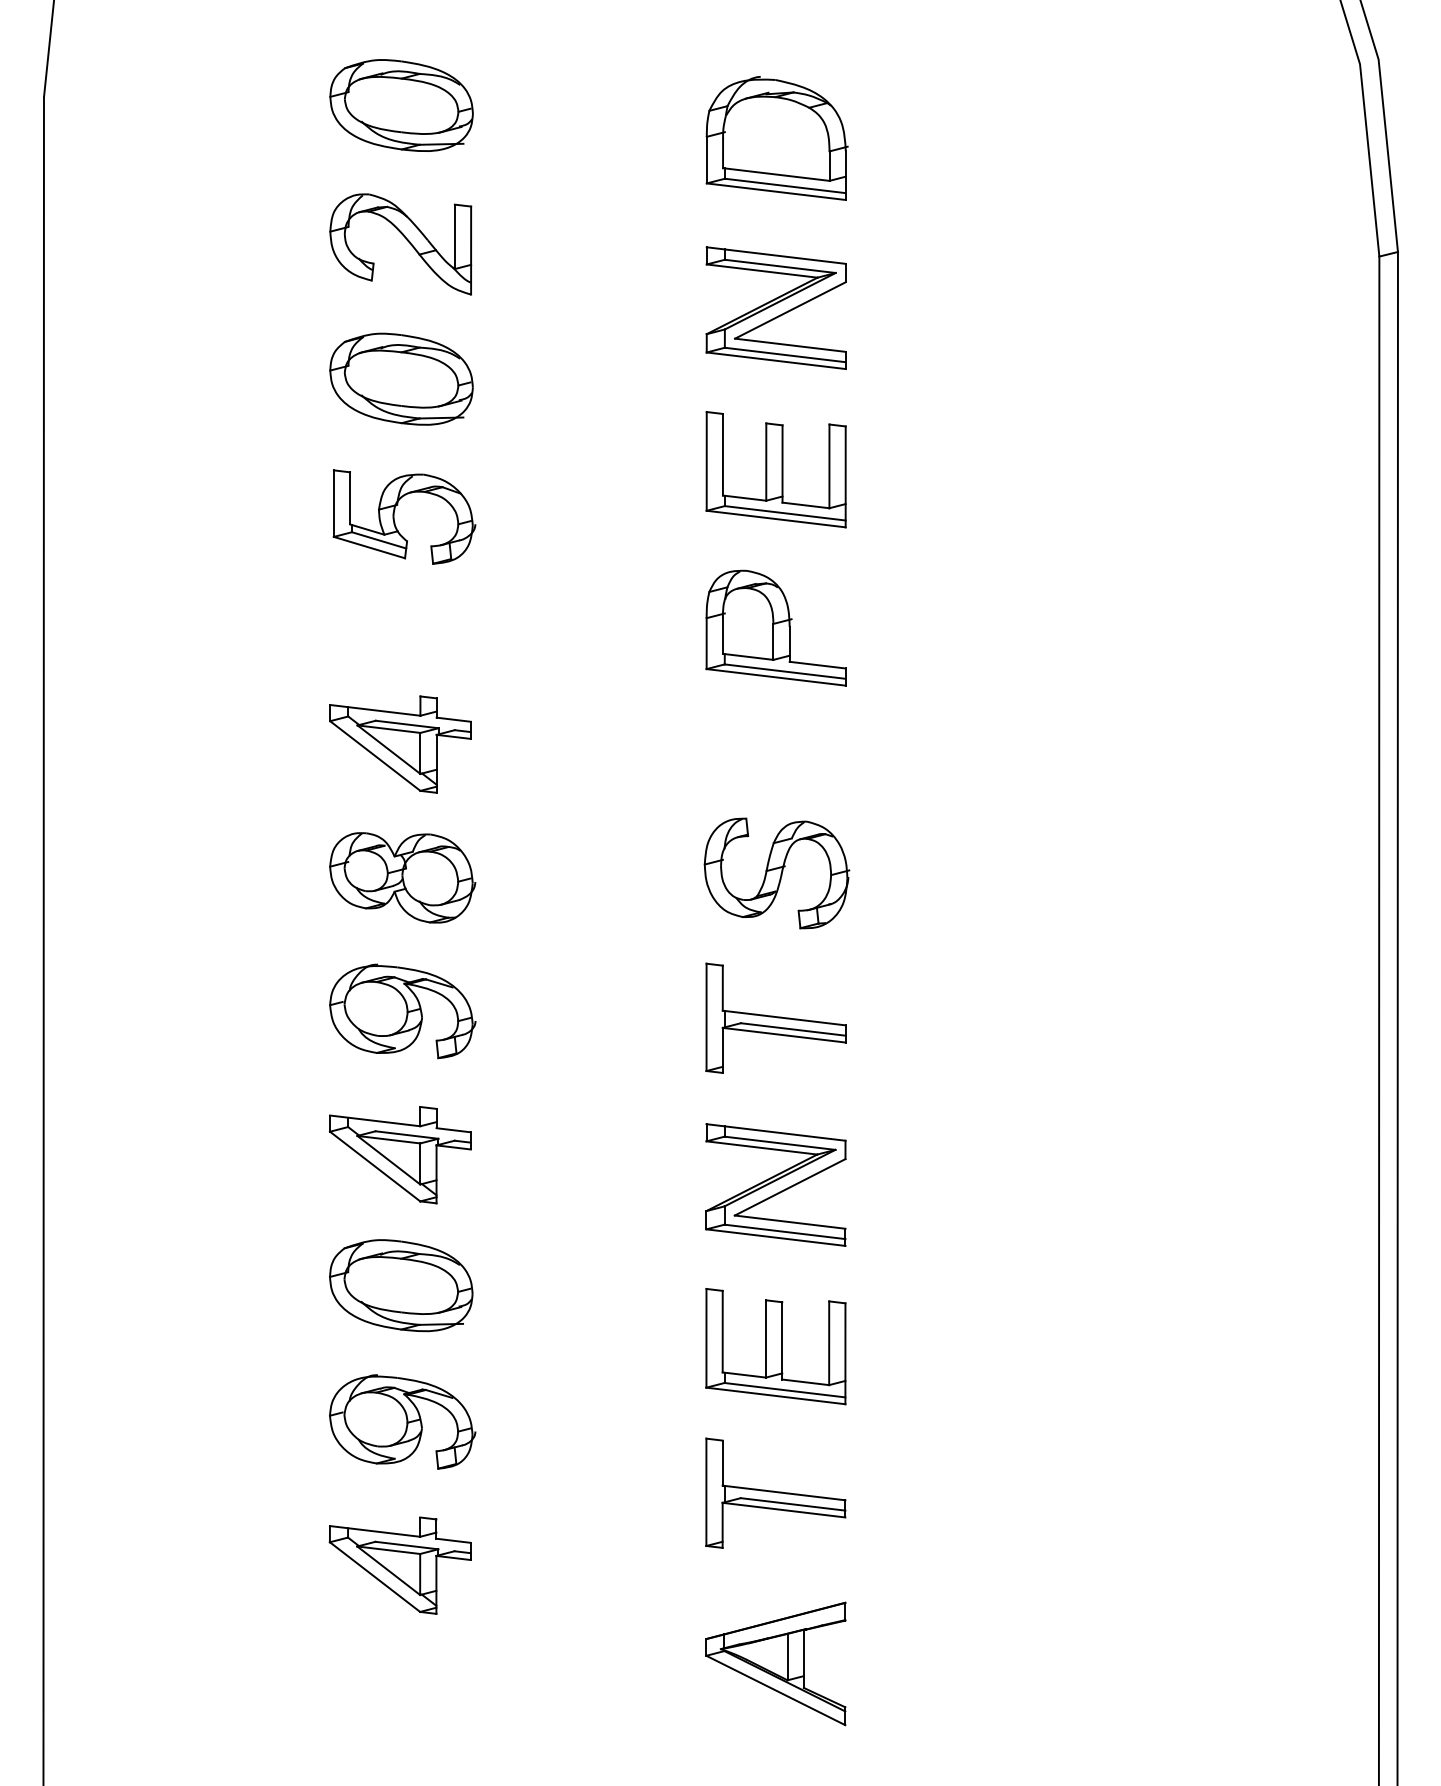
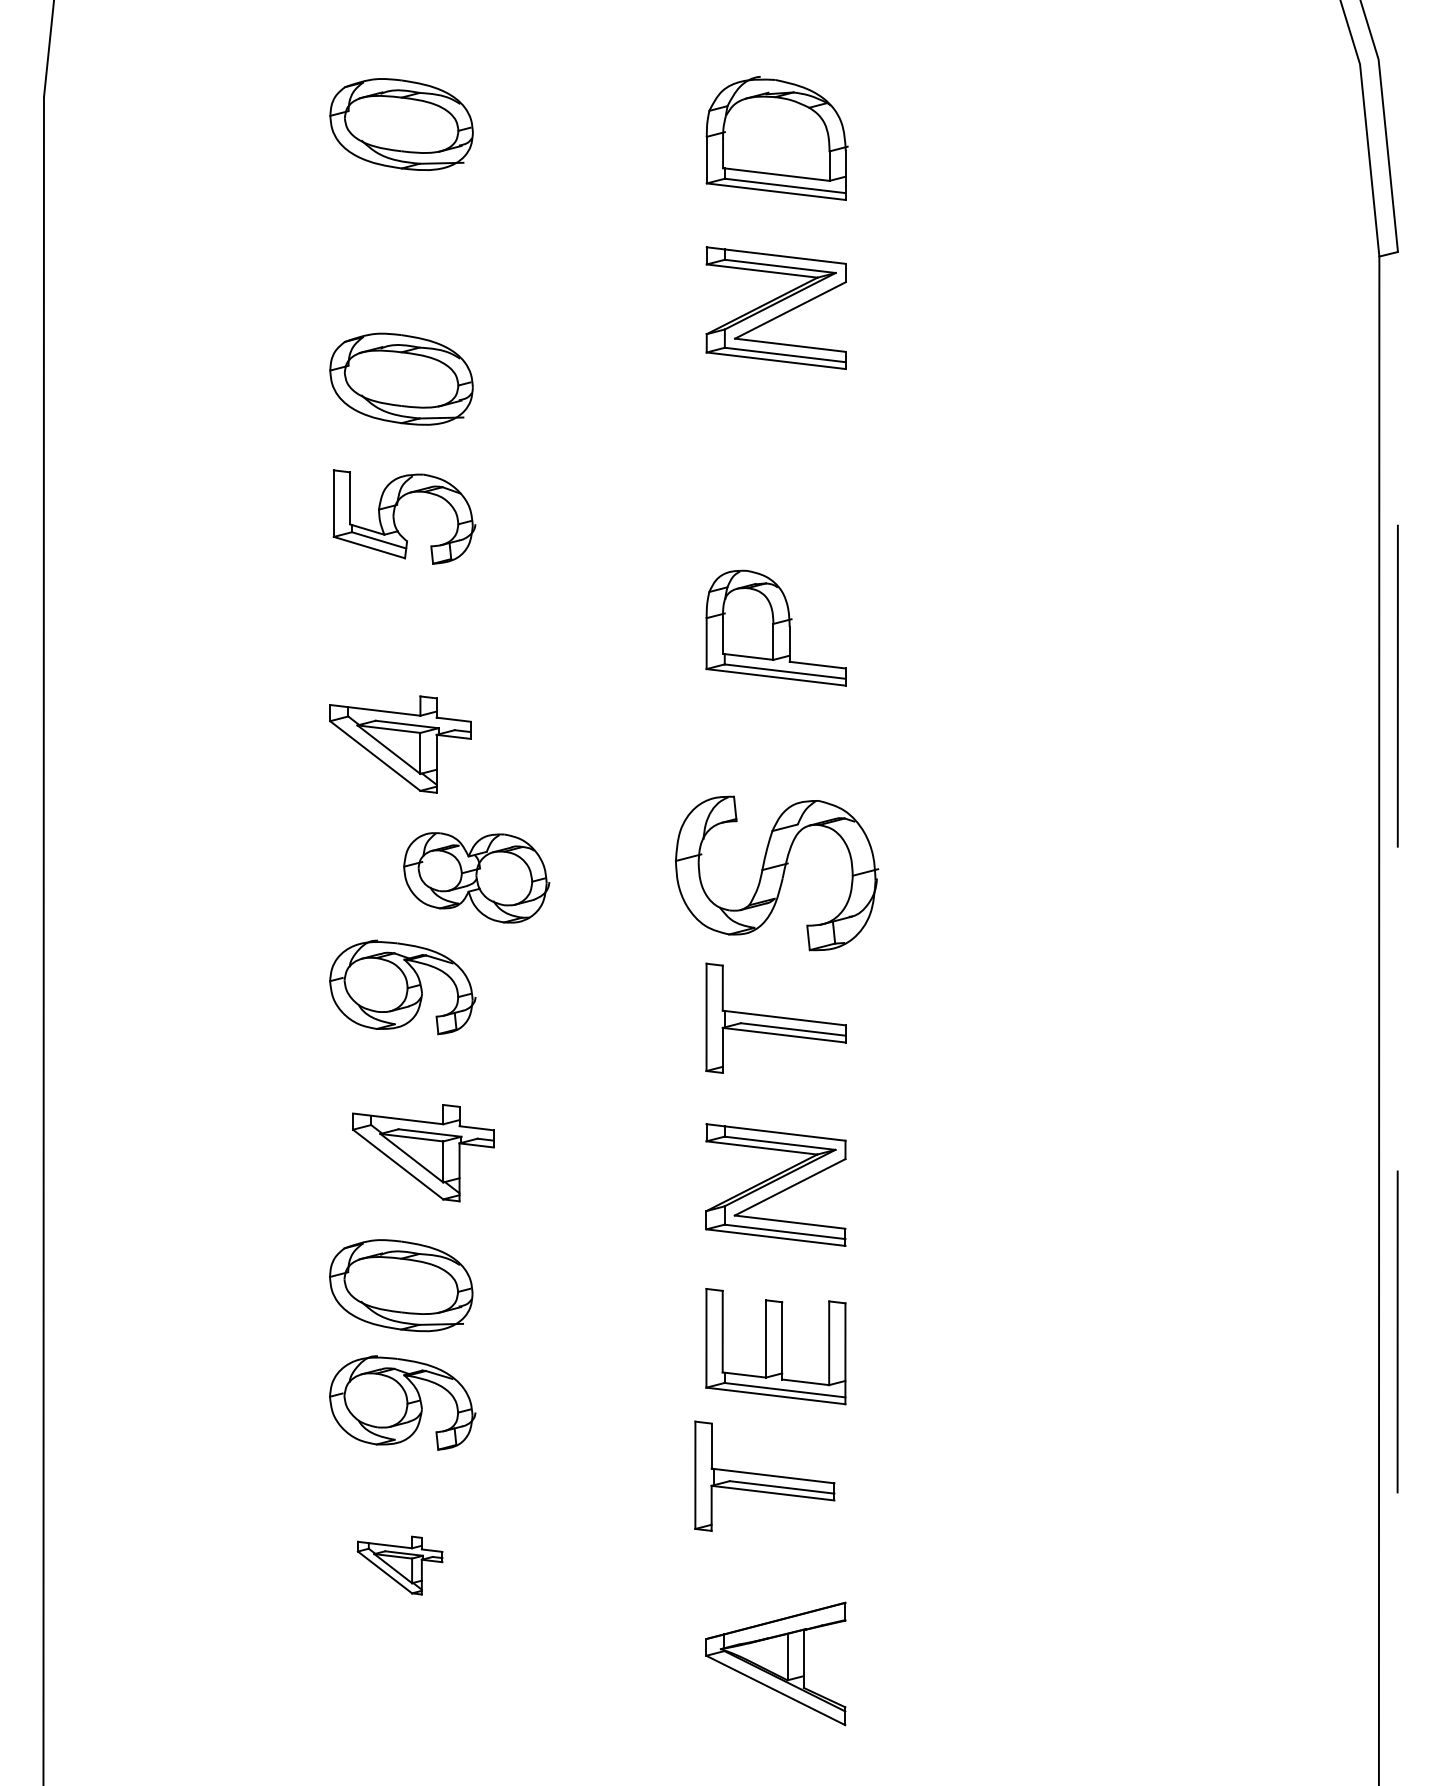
part position: (401, 105) -> (401, 124) (401, 124)
part: present -> none (405, 239)
part: present -> none (775, 469)
part size: 148x113 px -> 205x157 px (777, 873)
part position: (402, 877) -> (476, 877) (476, 877)
part position: (402, 1011) -> (402, 987) (402, 987)
line: solid -> dashed (1397, 1018)
part position: (400, 1155) -> (423, 1153) (423, 1153)
part position: (402, 1421) -> (402, 1402) (402, 1402)
part position: (775, 1492) -> (764, 1475) (764, 1475)
part size: 144x99 px -> 88x61 px (399, 1565)
